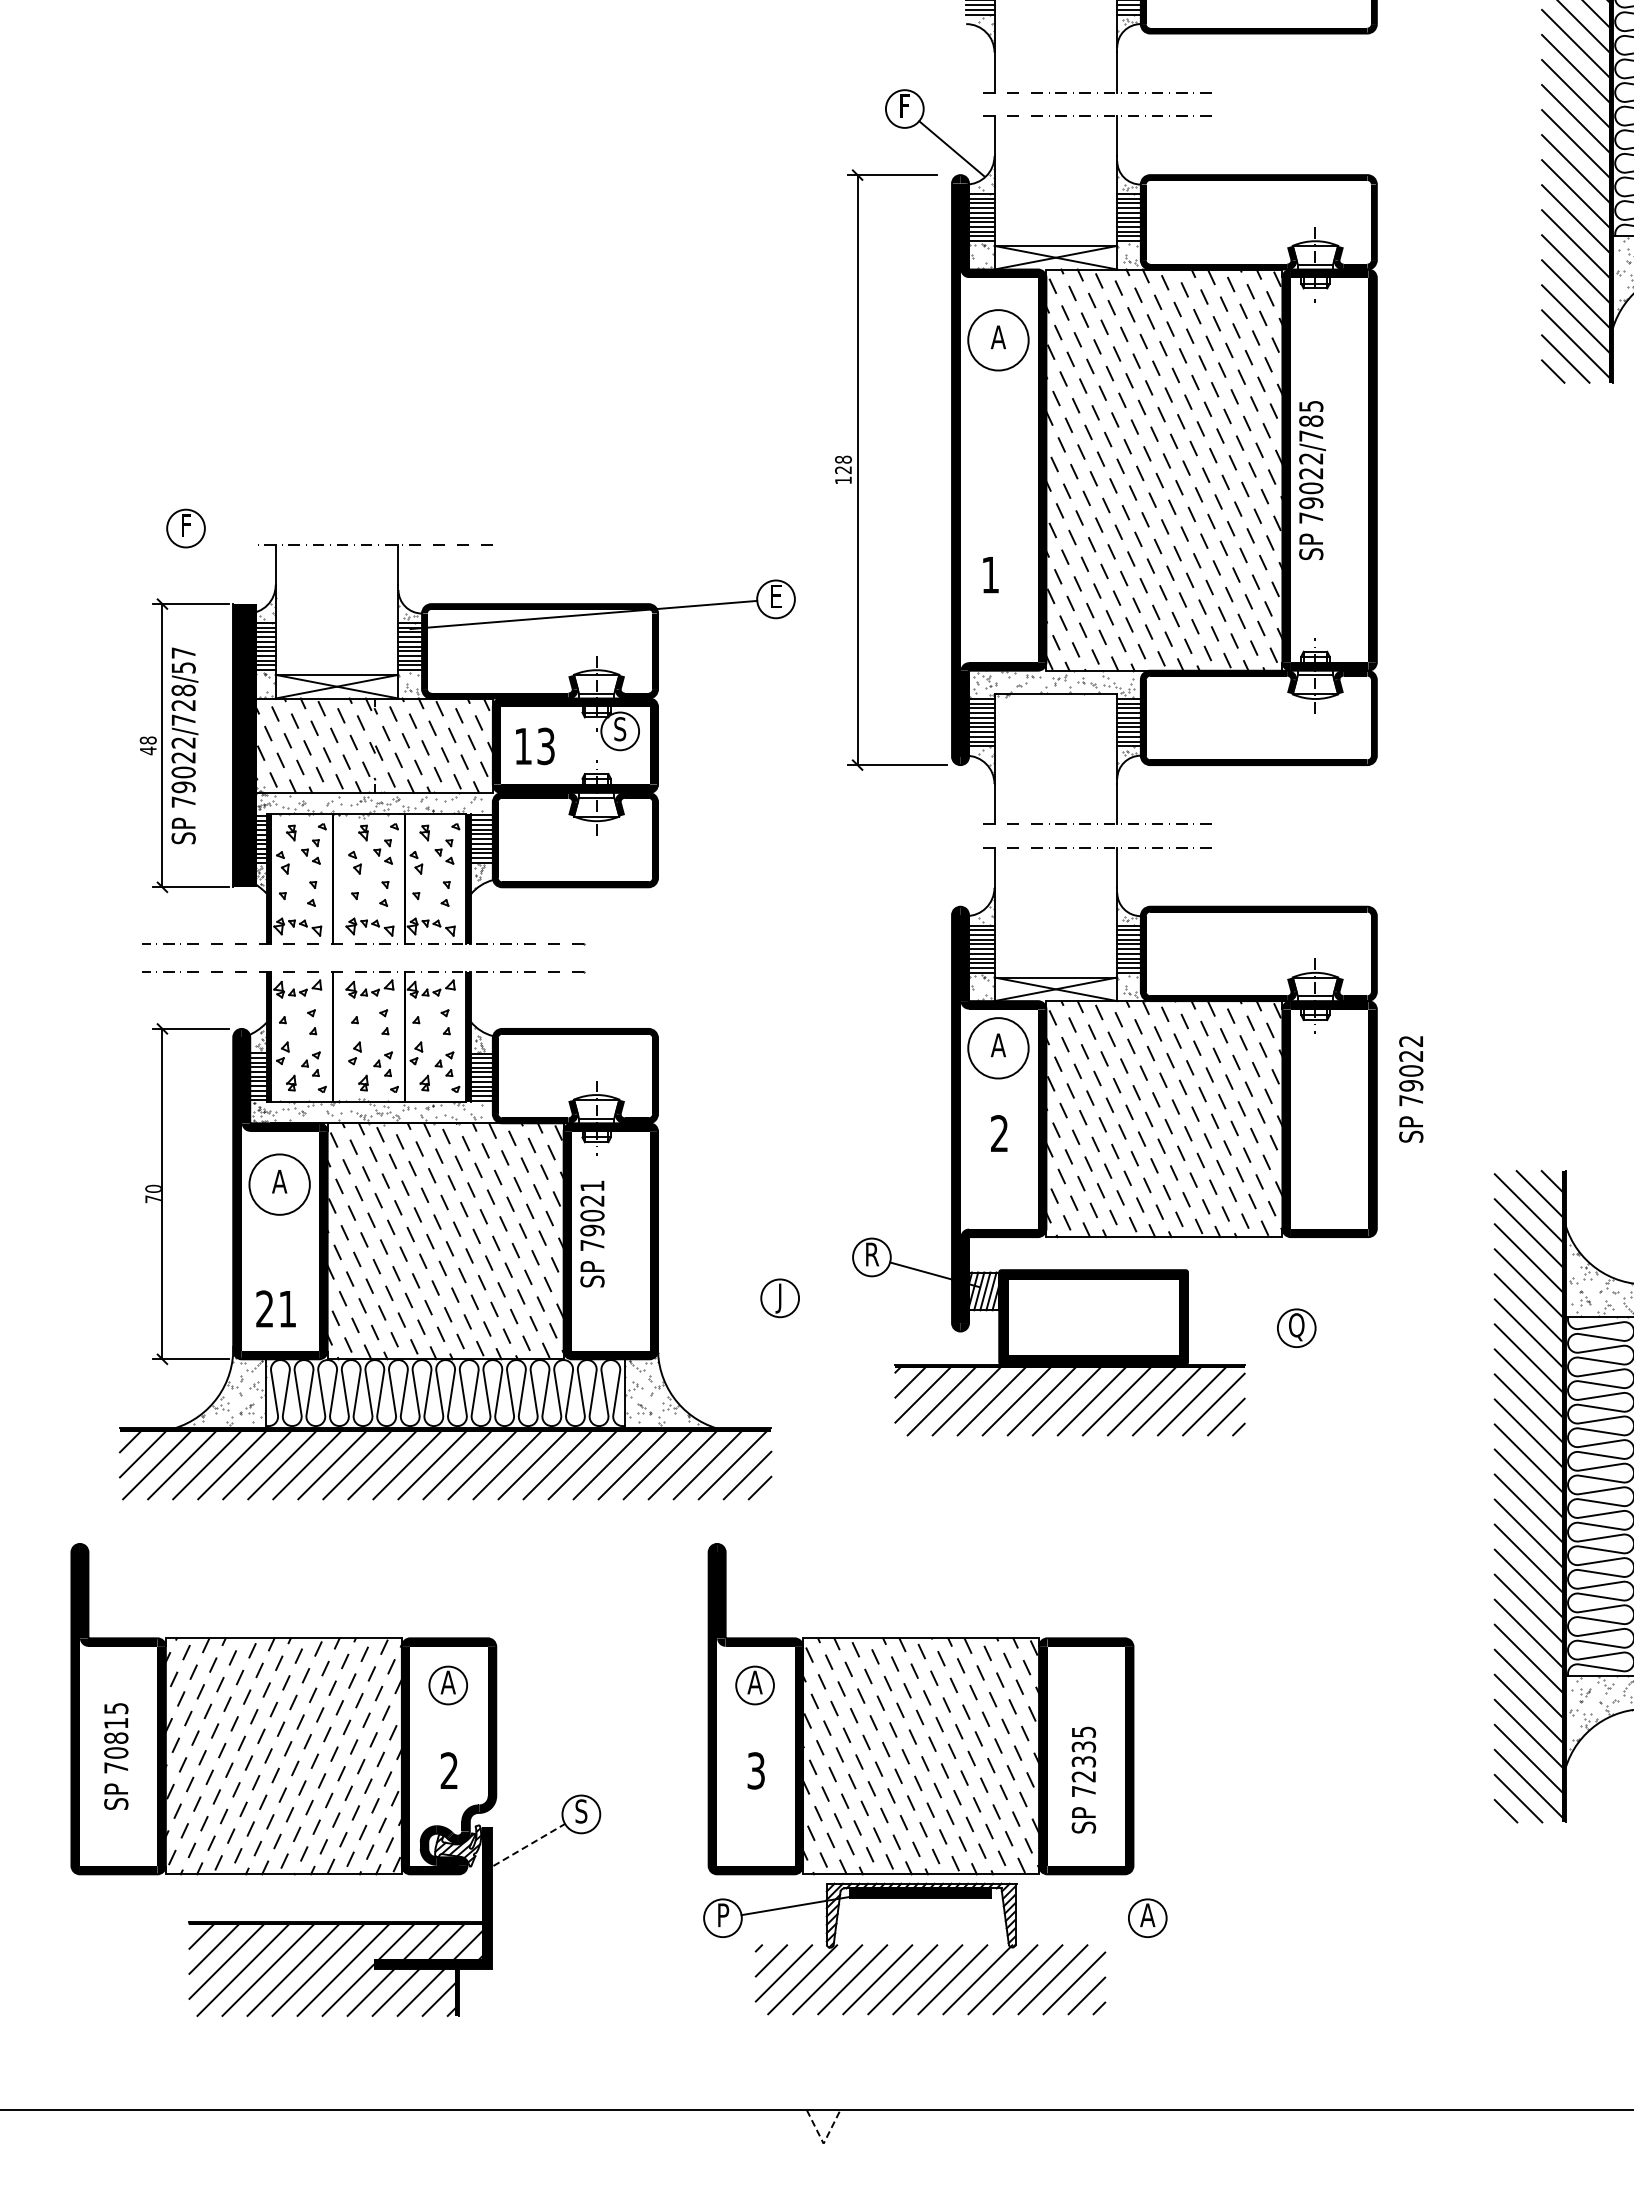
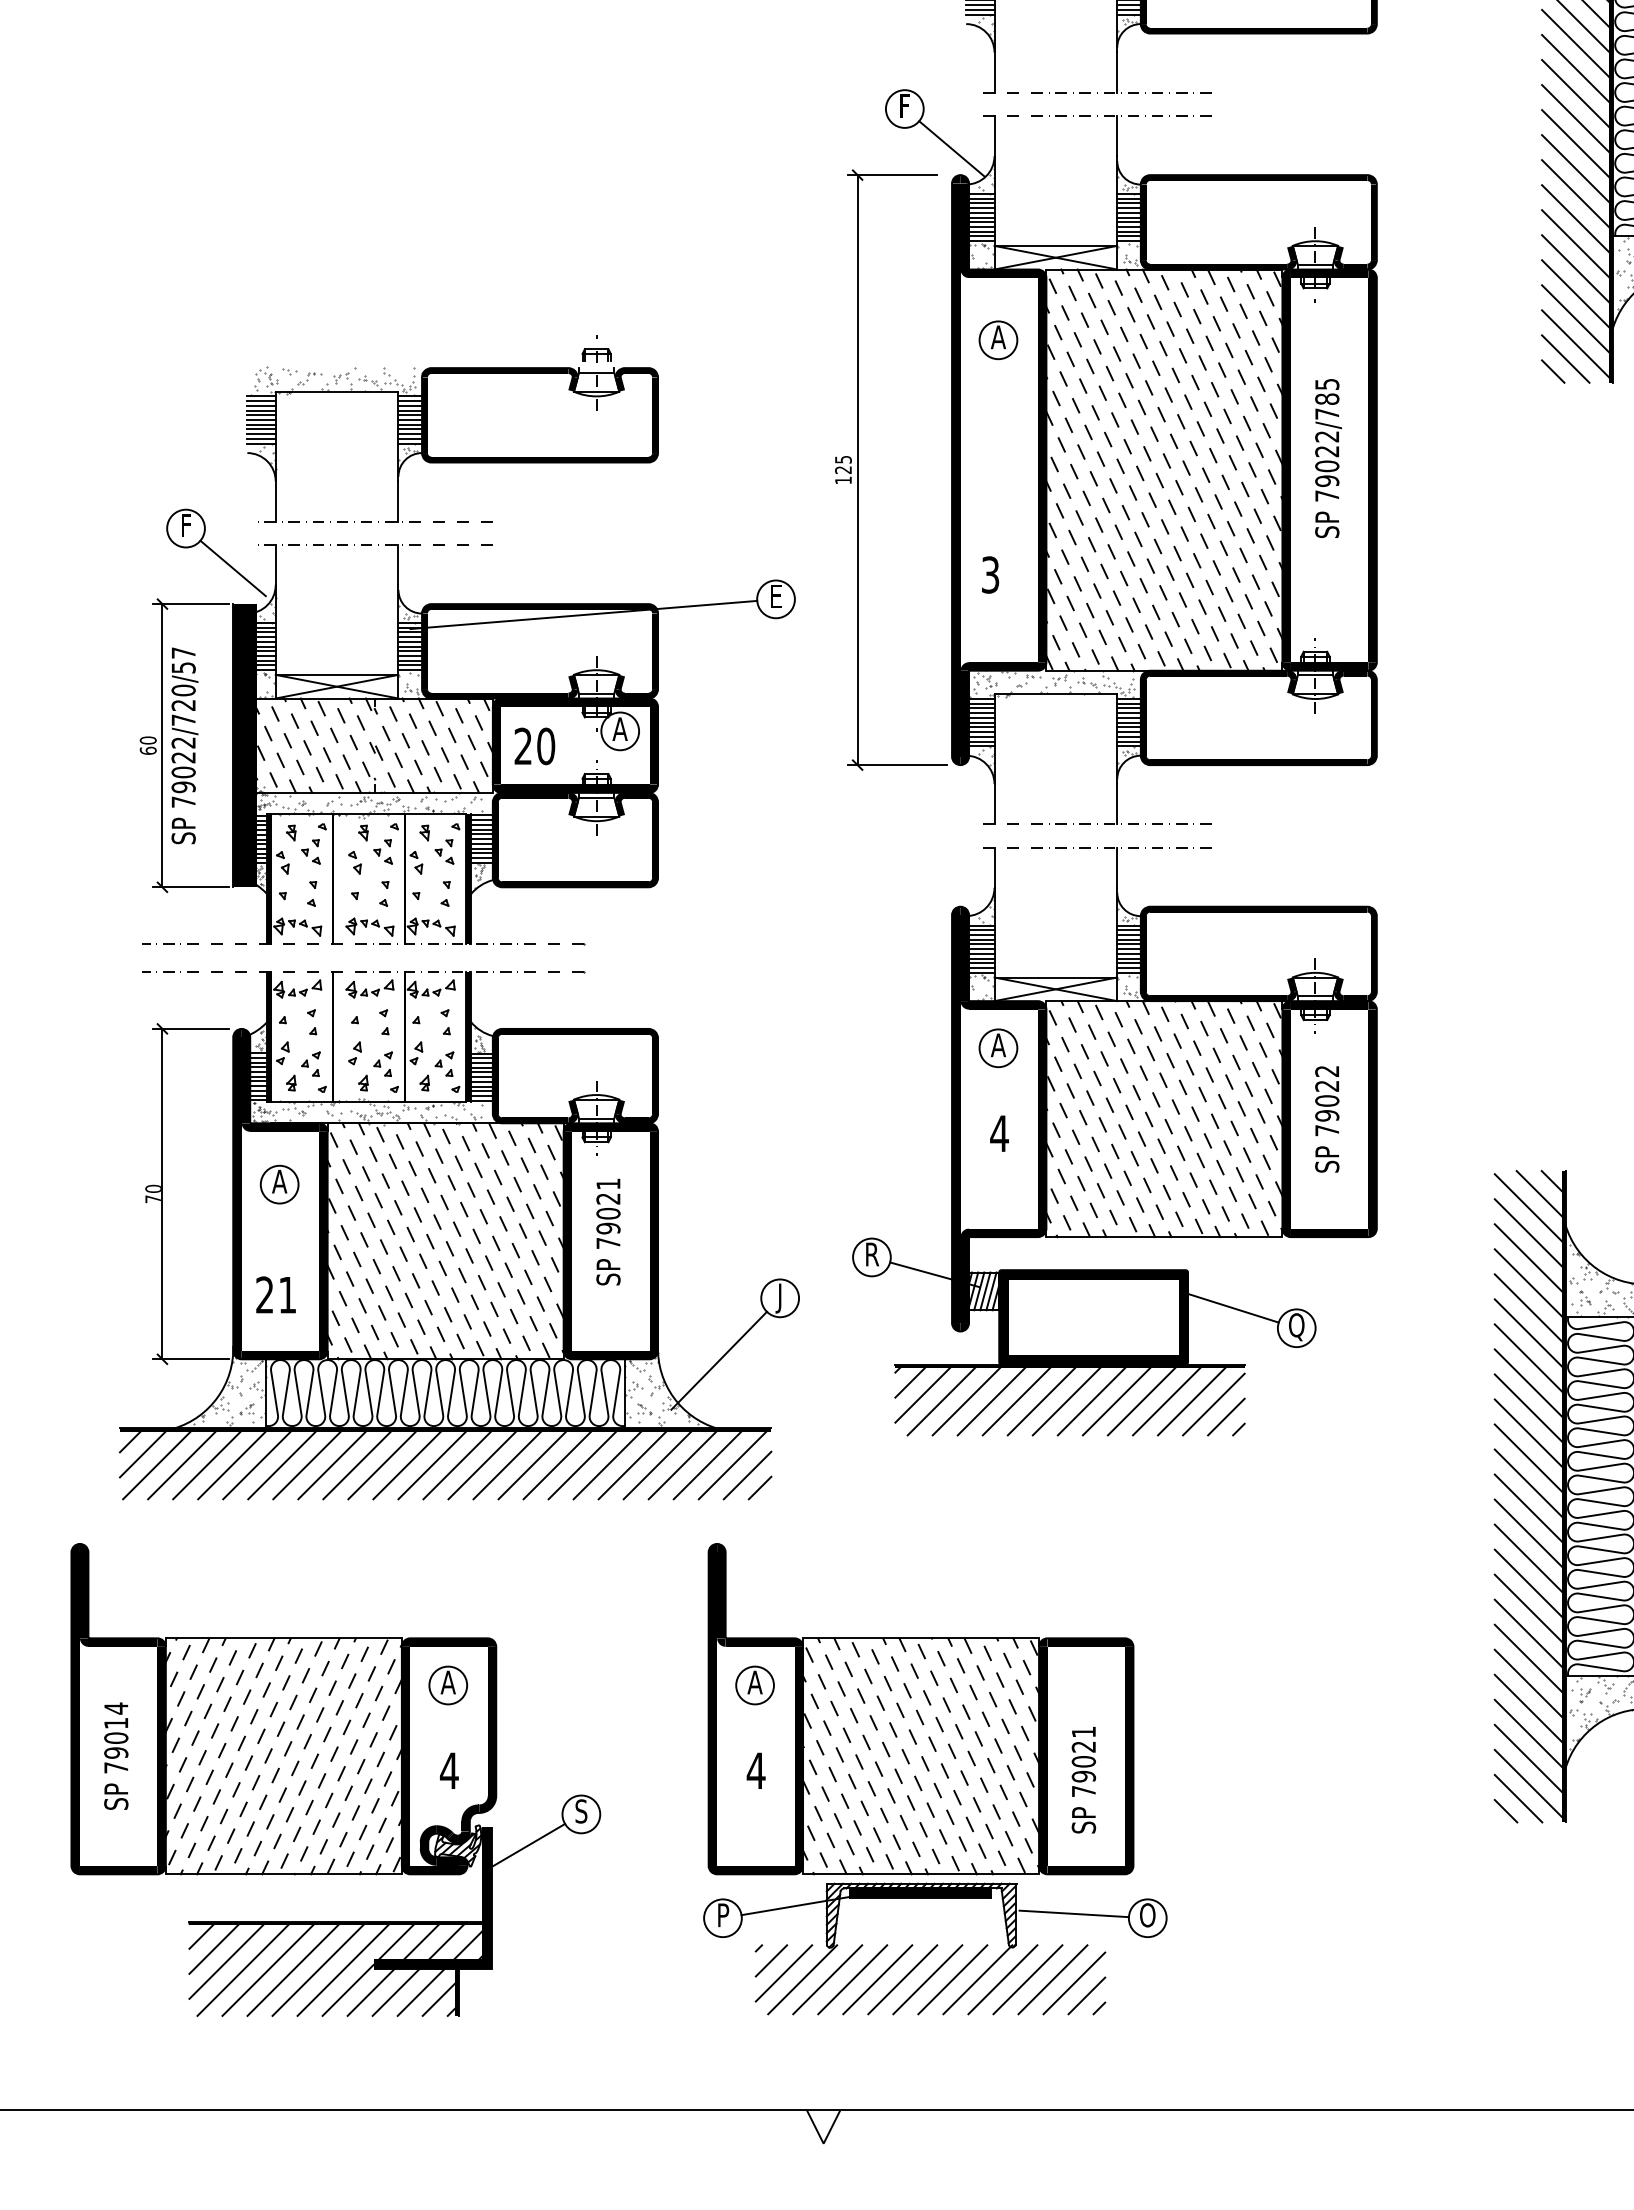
circle diameter: 60 px -> 38 px (998, 340)
part: none -> present (452, 428)
text: 128 -> 125 (843, 459)
text position: (1312, 480) -> (1328, 458) (1328, 458)
line: none -> present (232, 568)
text: 1 -> 3 (990, 574)
text: 79022/728/57 -> 79022/720/57 (183, 690)
text: S -> A (619, 729)
text: 48 -> 60 (147, 745)
text: 13 -> 20 (534, 746)
circle diameter: 60 px -> 38 px (998, 1048)
text position: (1411, 1089) -> (1327, 1119) (1327, 1119)
text: 2 -> 4 (999, 1133)
circle diameter: 60 px -> 38 px (279, 1184)
text position: (592, 1233) -> (608, 1231) (608, 1231)
line: none -> present (1230, 1307)
text position: (275, 1308) -> (275, 1294) (275, 1294)
line: none -> present (718, 1360)
text: 70815 -> 79014 (116, 1730)
text: 72335 -> 79021 (1083, 1754)
text: 2 -> 4 (448, 1770)
text: 3 -> 4 (755, 1770)
line: dashed -> solid (529, 1844)
line: none -> present (1073, 1913)
text: A -> O (1147, 1915)
line: dashed -> solid (823, 2143)
